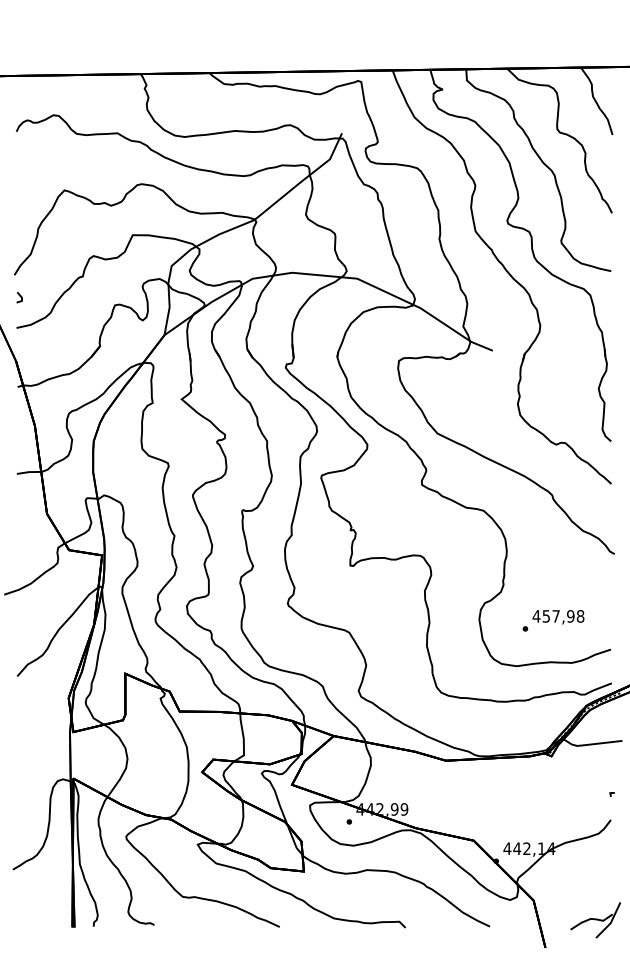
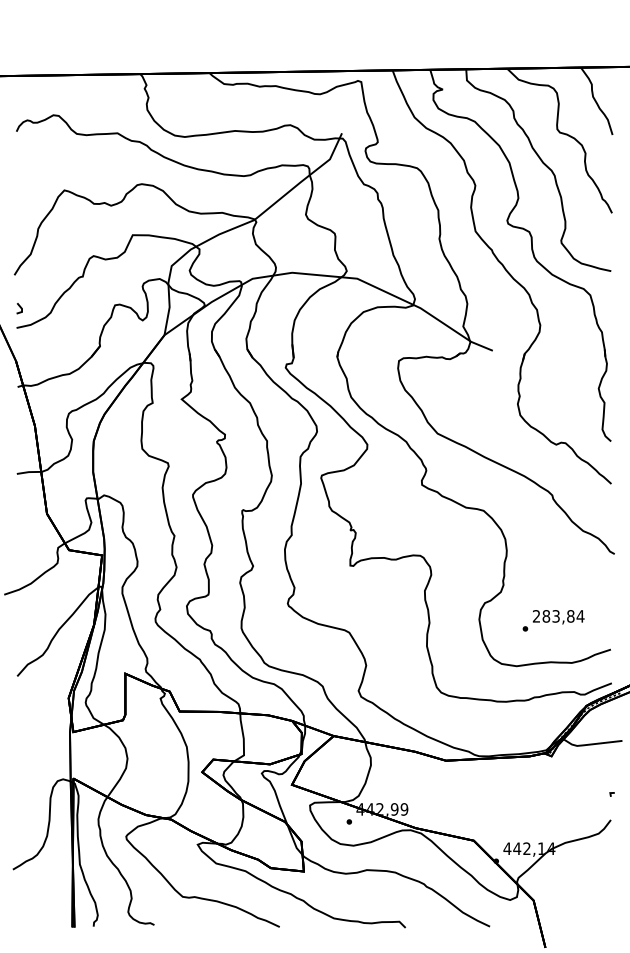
line position: (19, 296) -> (19, 307) (19, 307)
text: 457,98 -> 283,84 (558, 616)
part: present -> none (595, 920)
